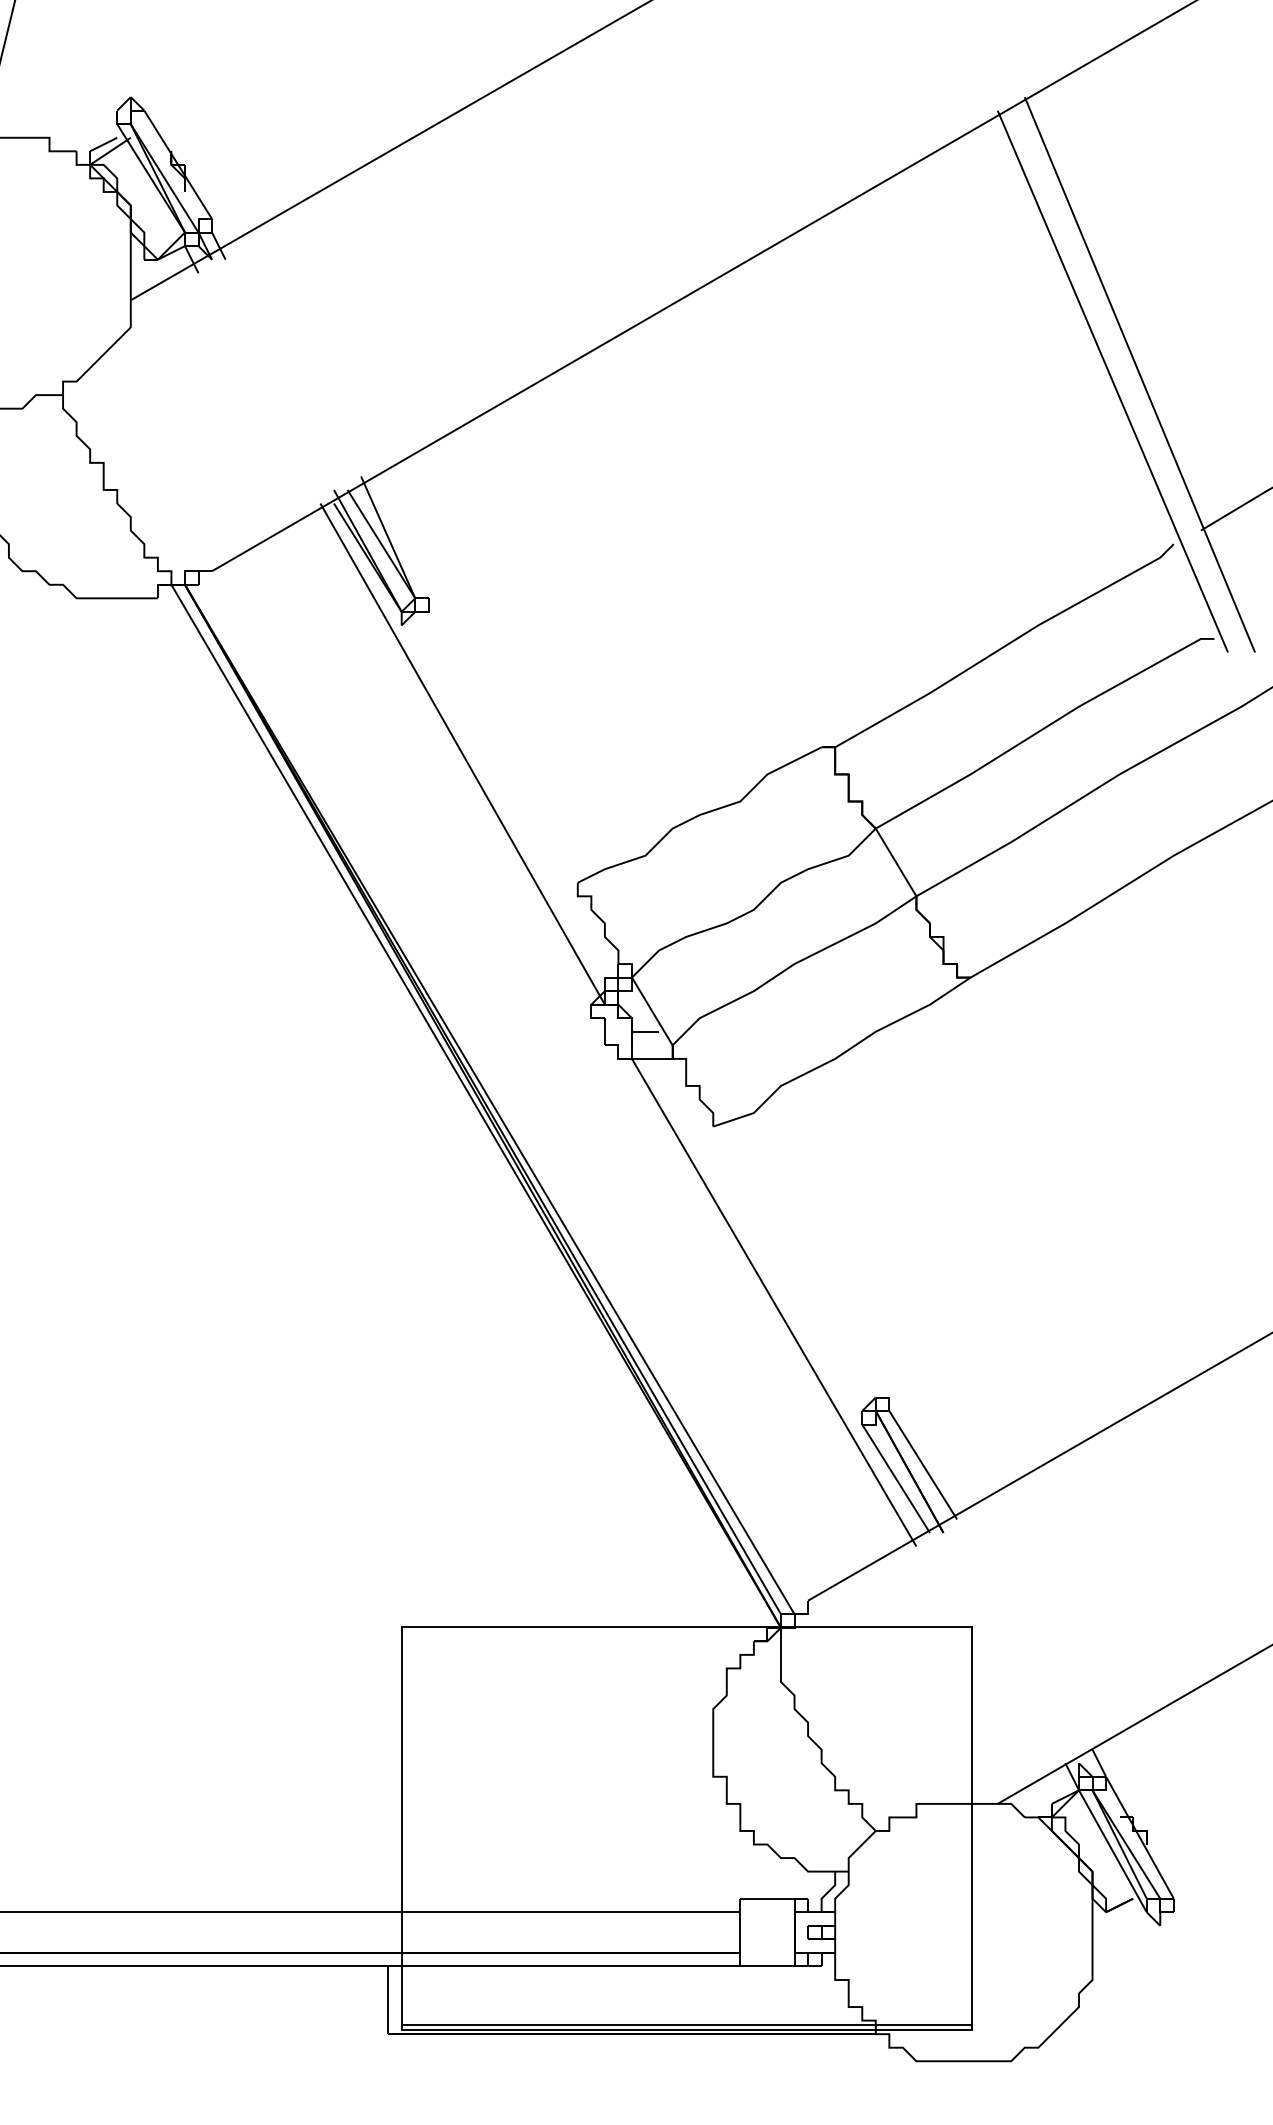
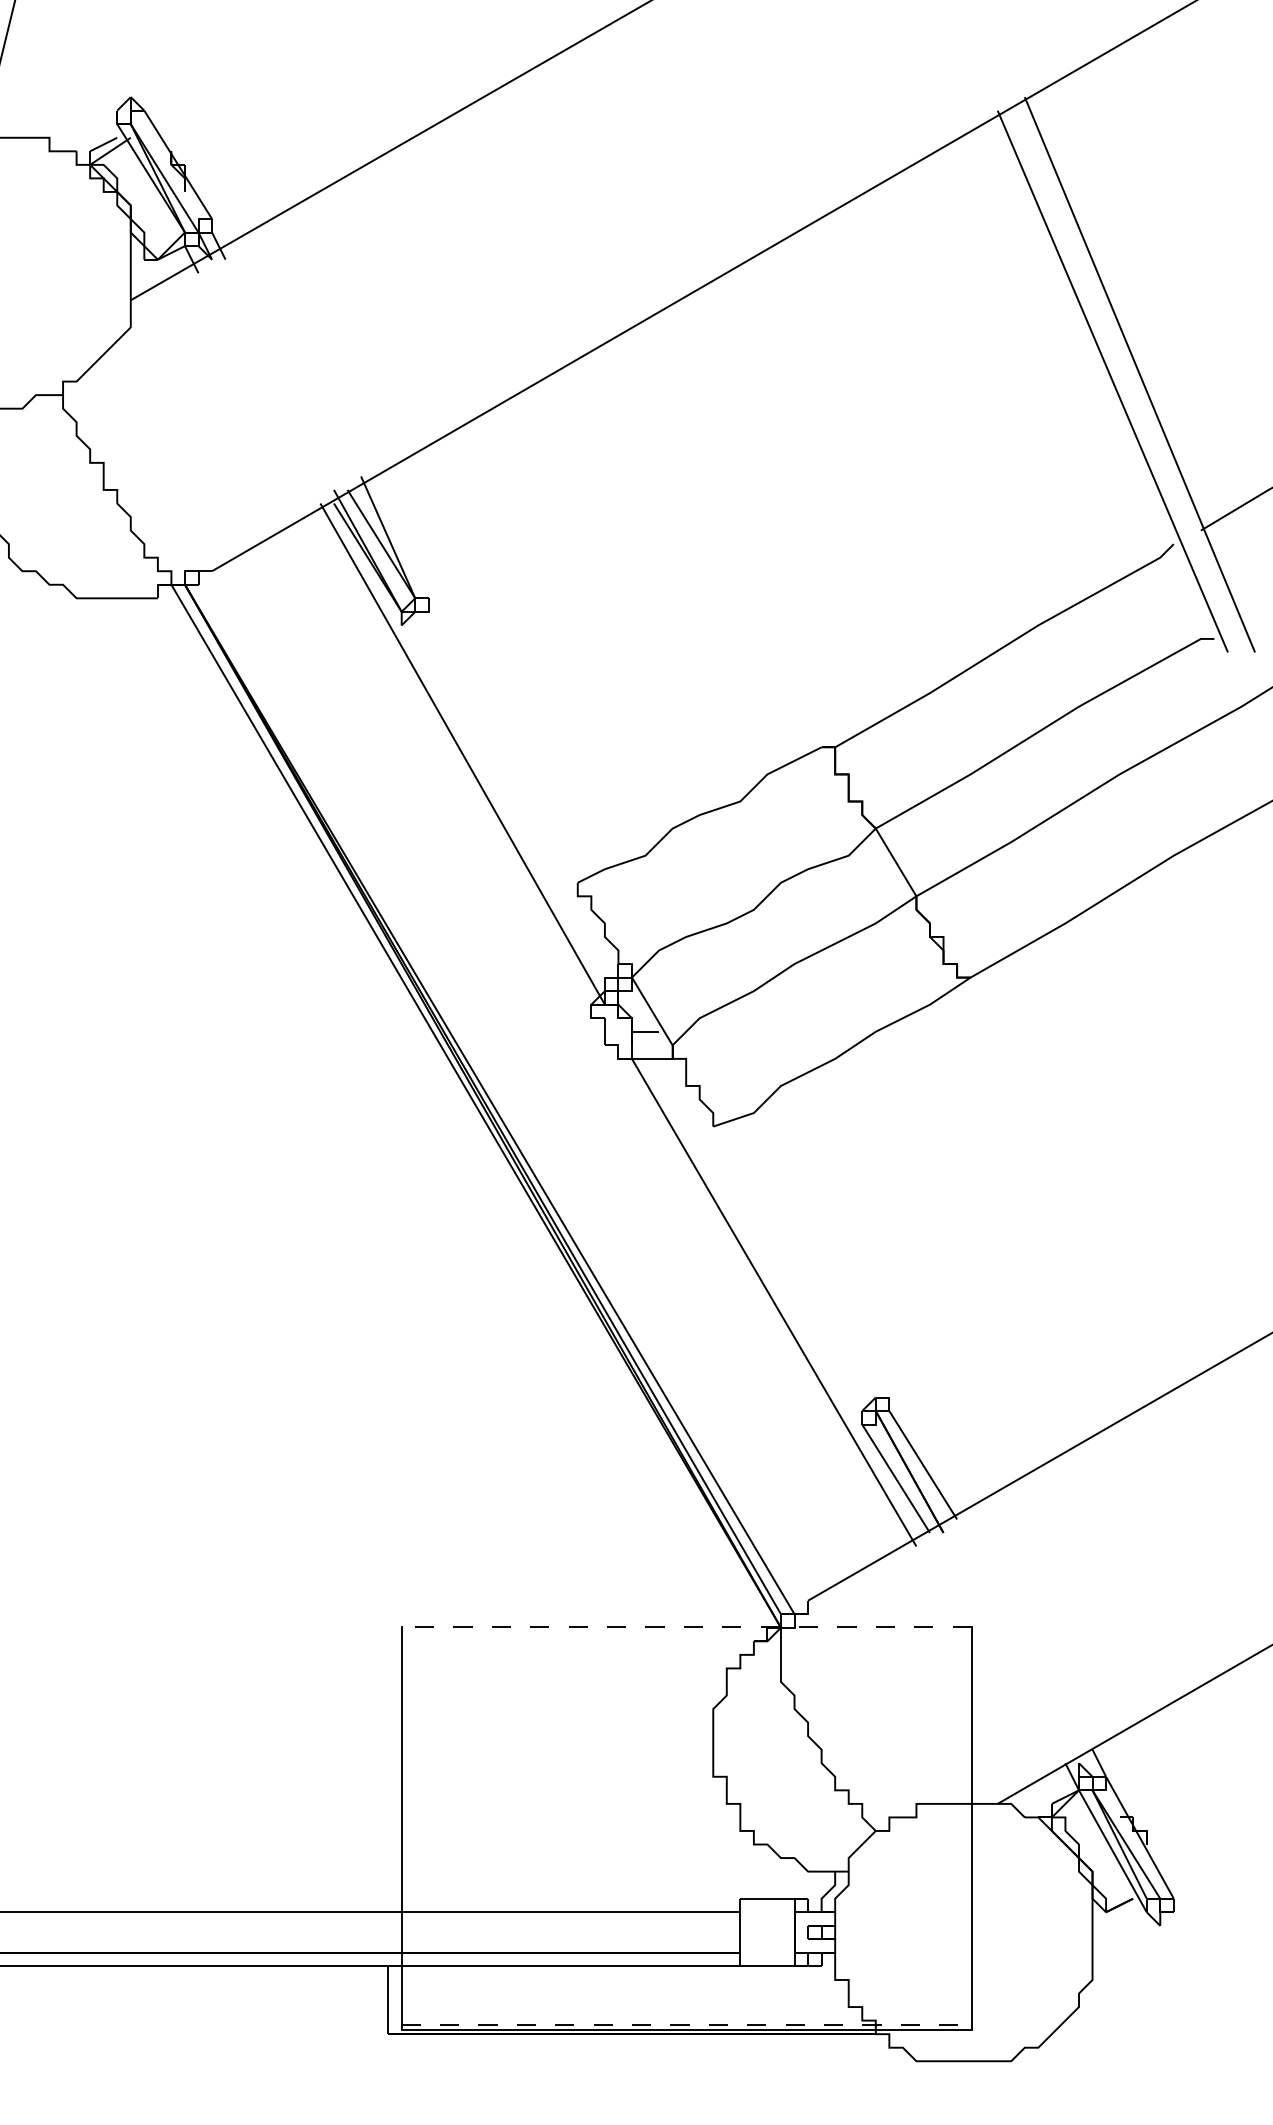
line: solid -> dashed (686, 1626)
line: solid -> dashed (687, 2025)
